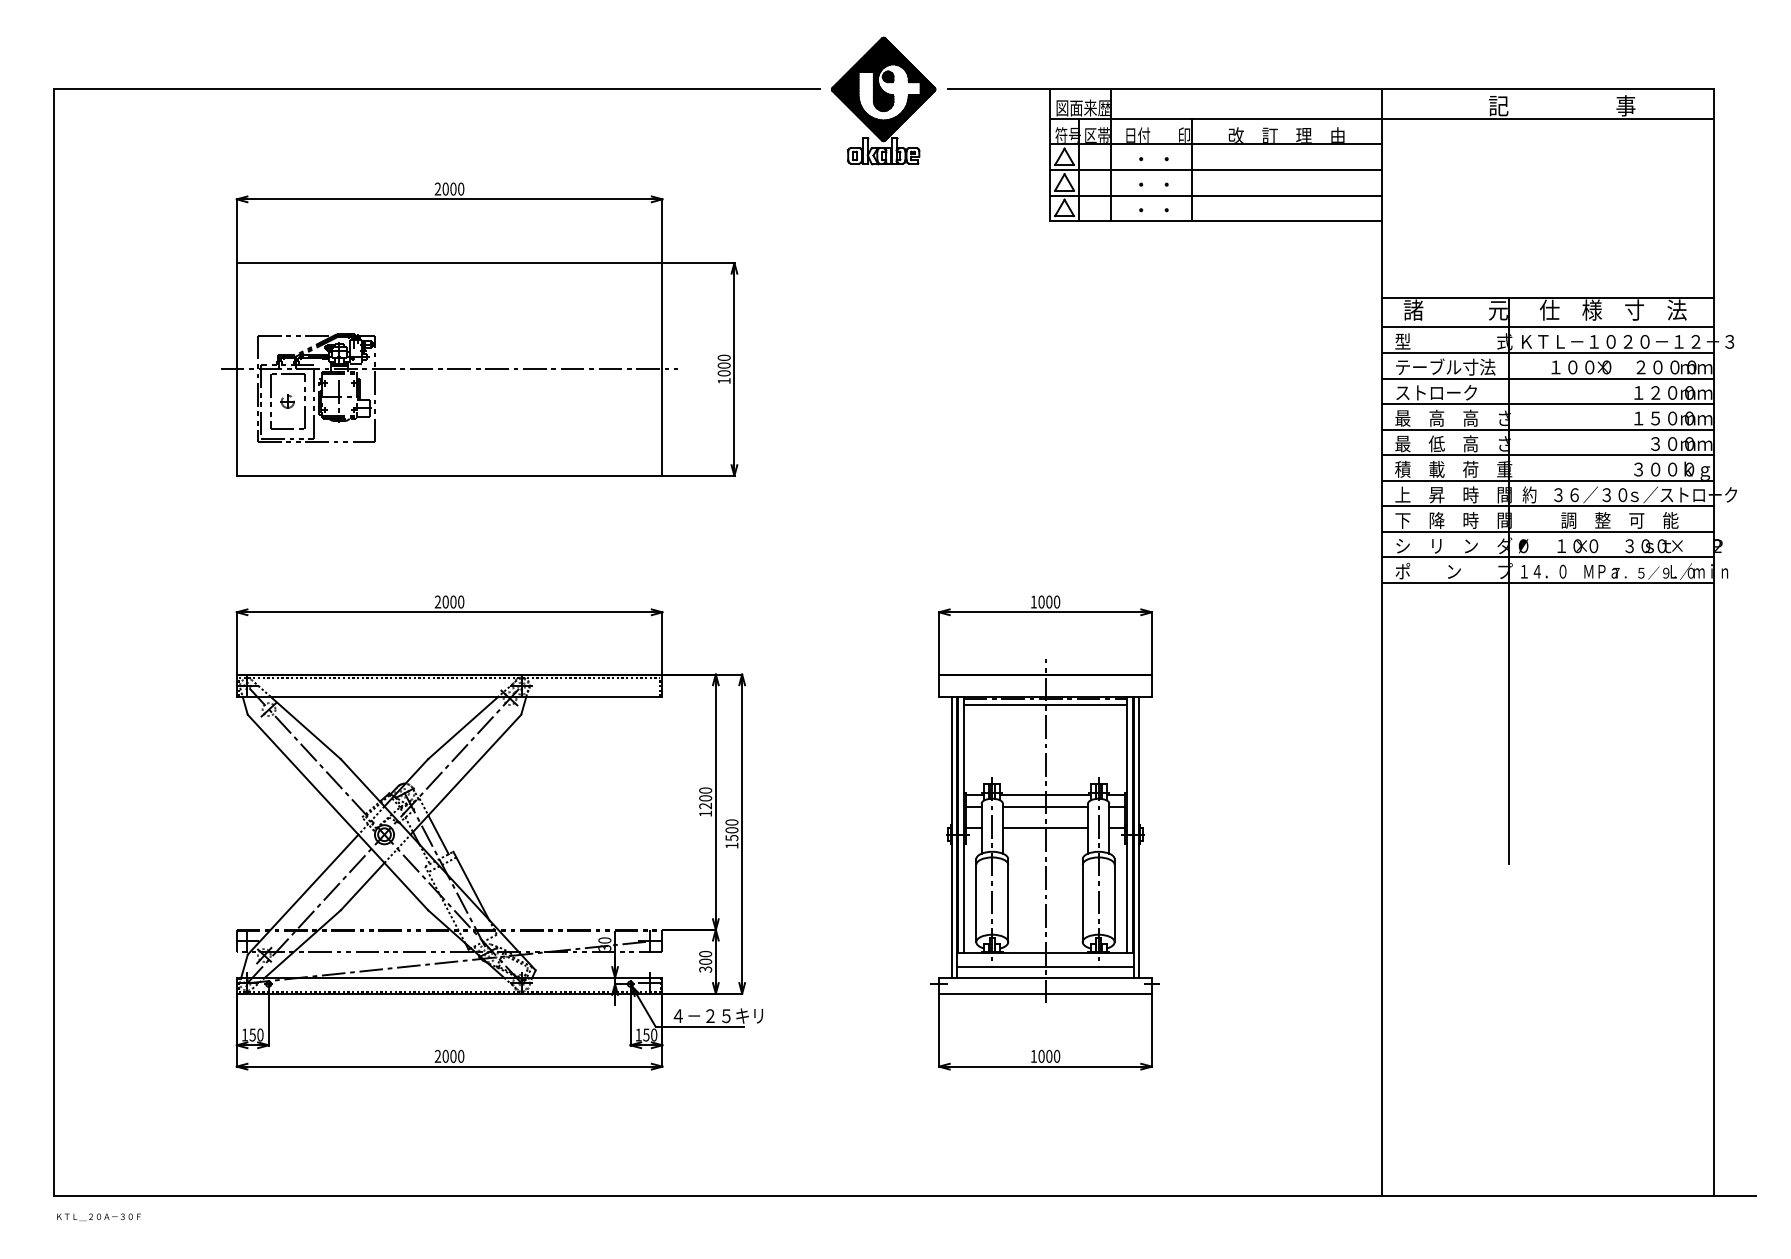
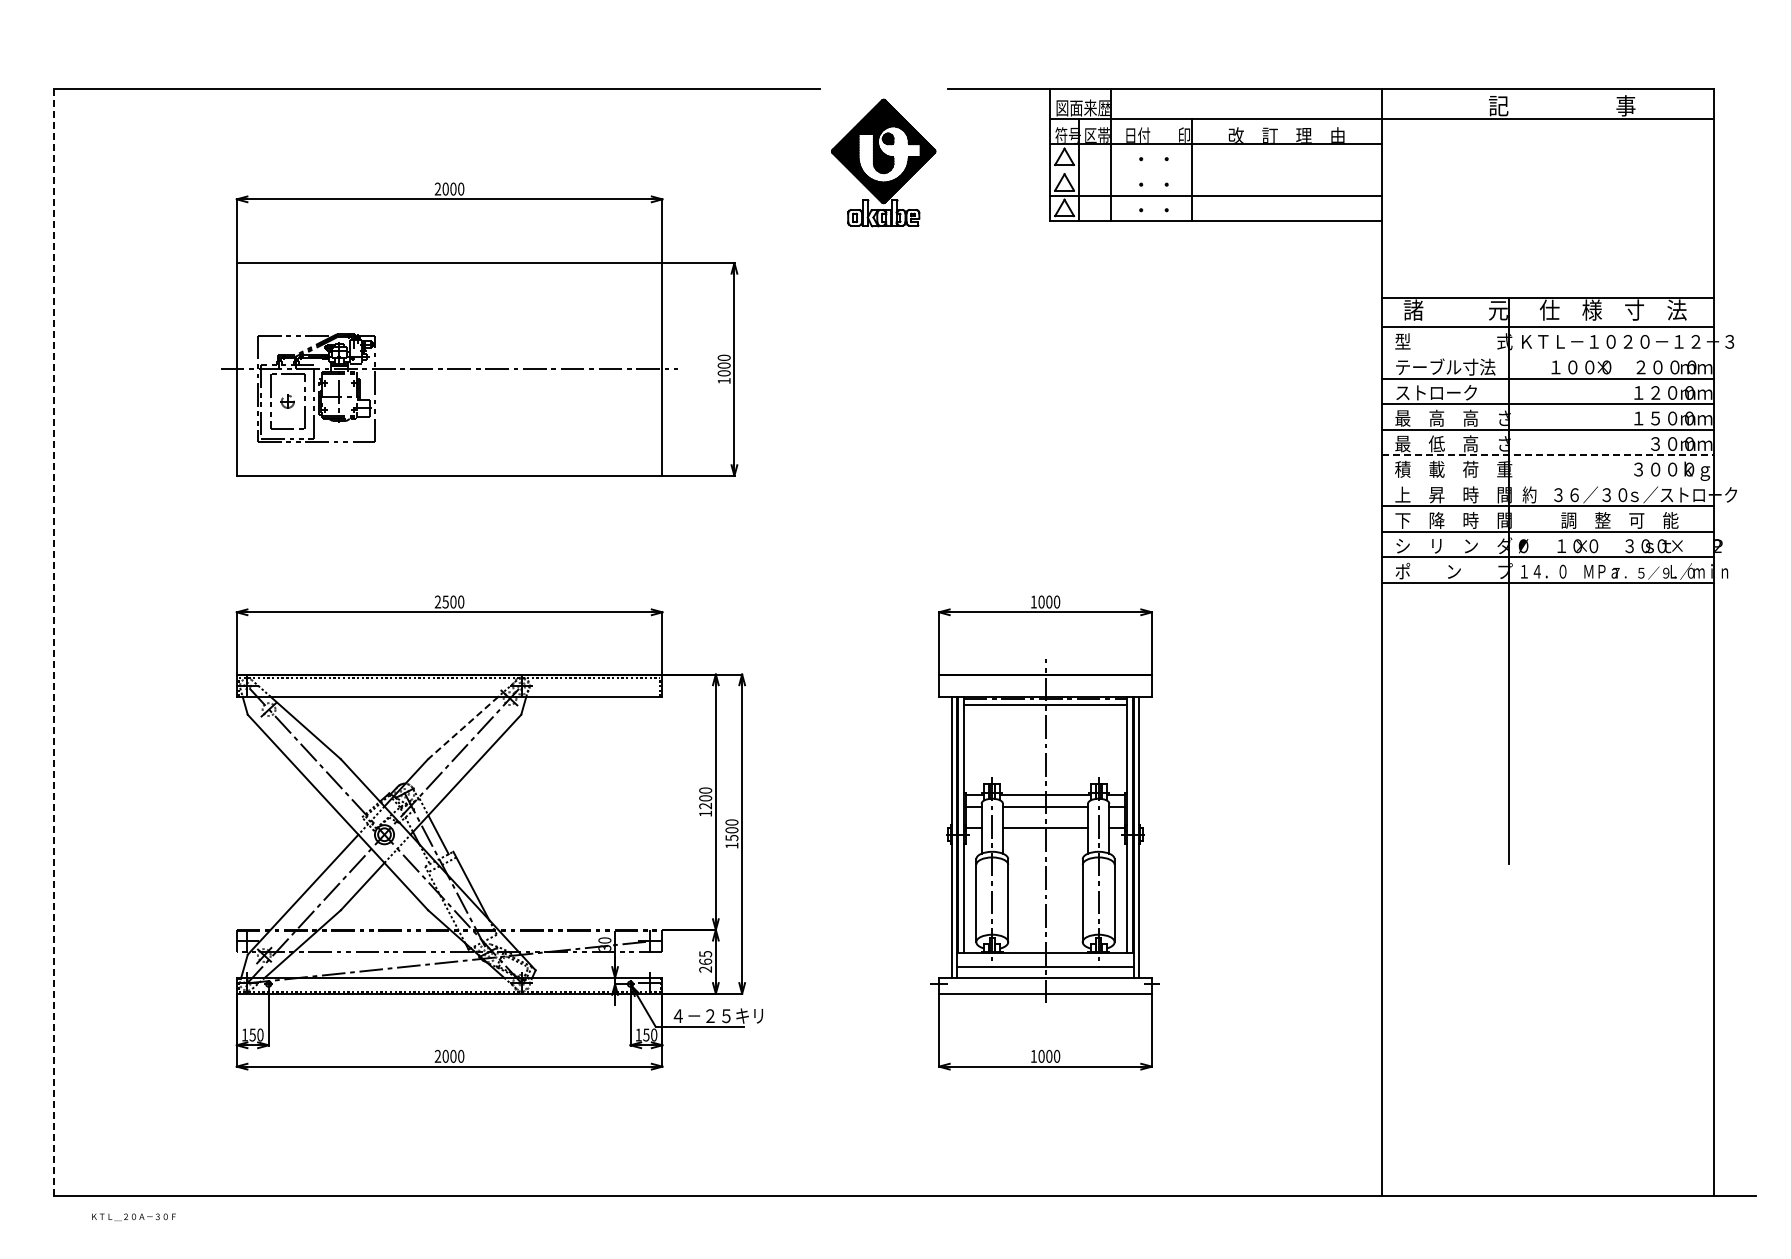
part position: (883, 100) -> (883, 162) (883, 162)
line: present -> none (1215, 169)
line: present -> none (1547, 353)
line: solid -> dashed (1547, 455)
line: present -> none (1547, 480)
text: 2000 -> 2500 (445, 601)
line: solid -> dashed (53, 642)
line: solid -> dashed (463, 727)
text: 300 -> 265 (705, 961)
text position: (98, 1216) -> (133, 1216) (133, 1216)
